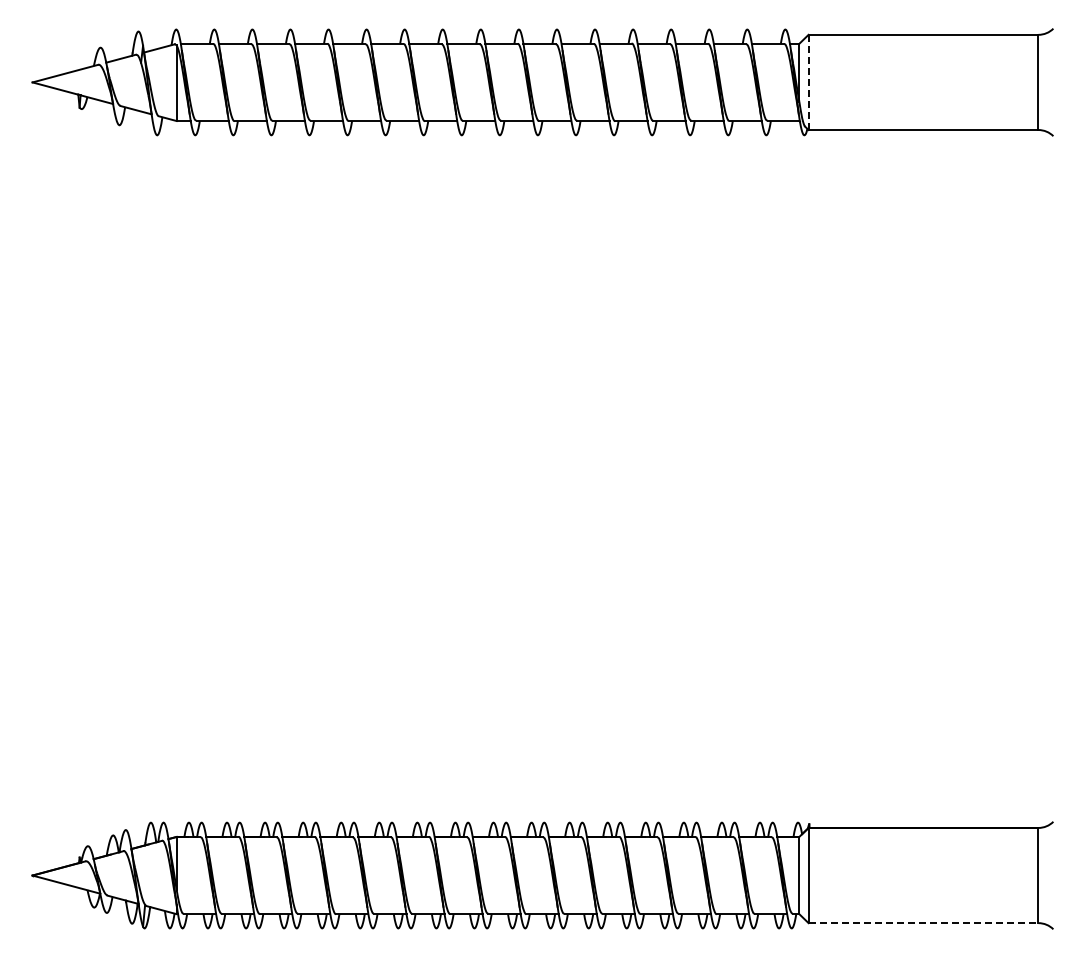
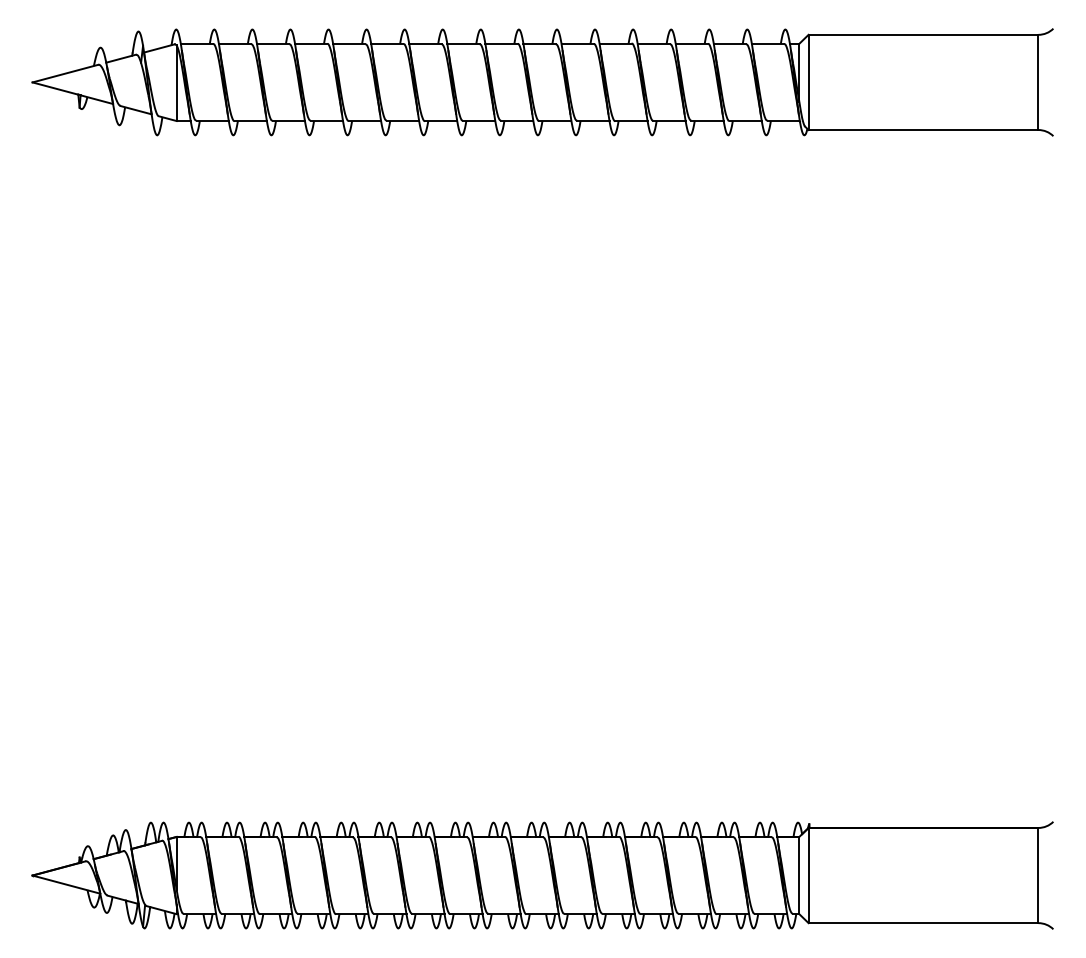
line: dashed -> solid (808, 82)
line: dashed -> solid (923, 923)
